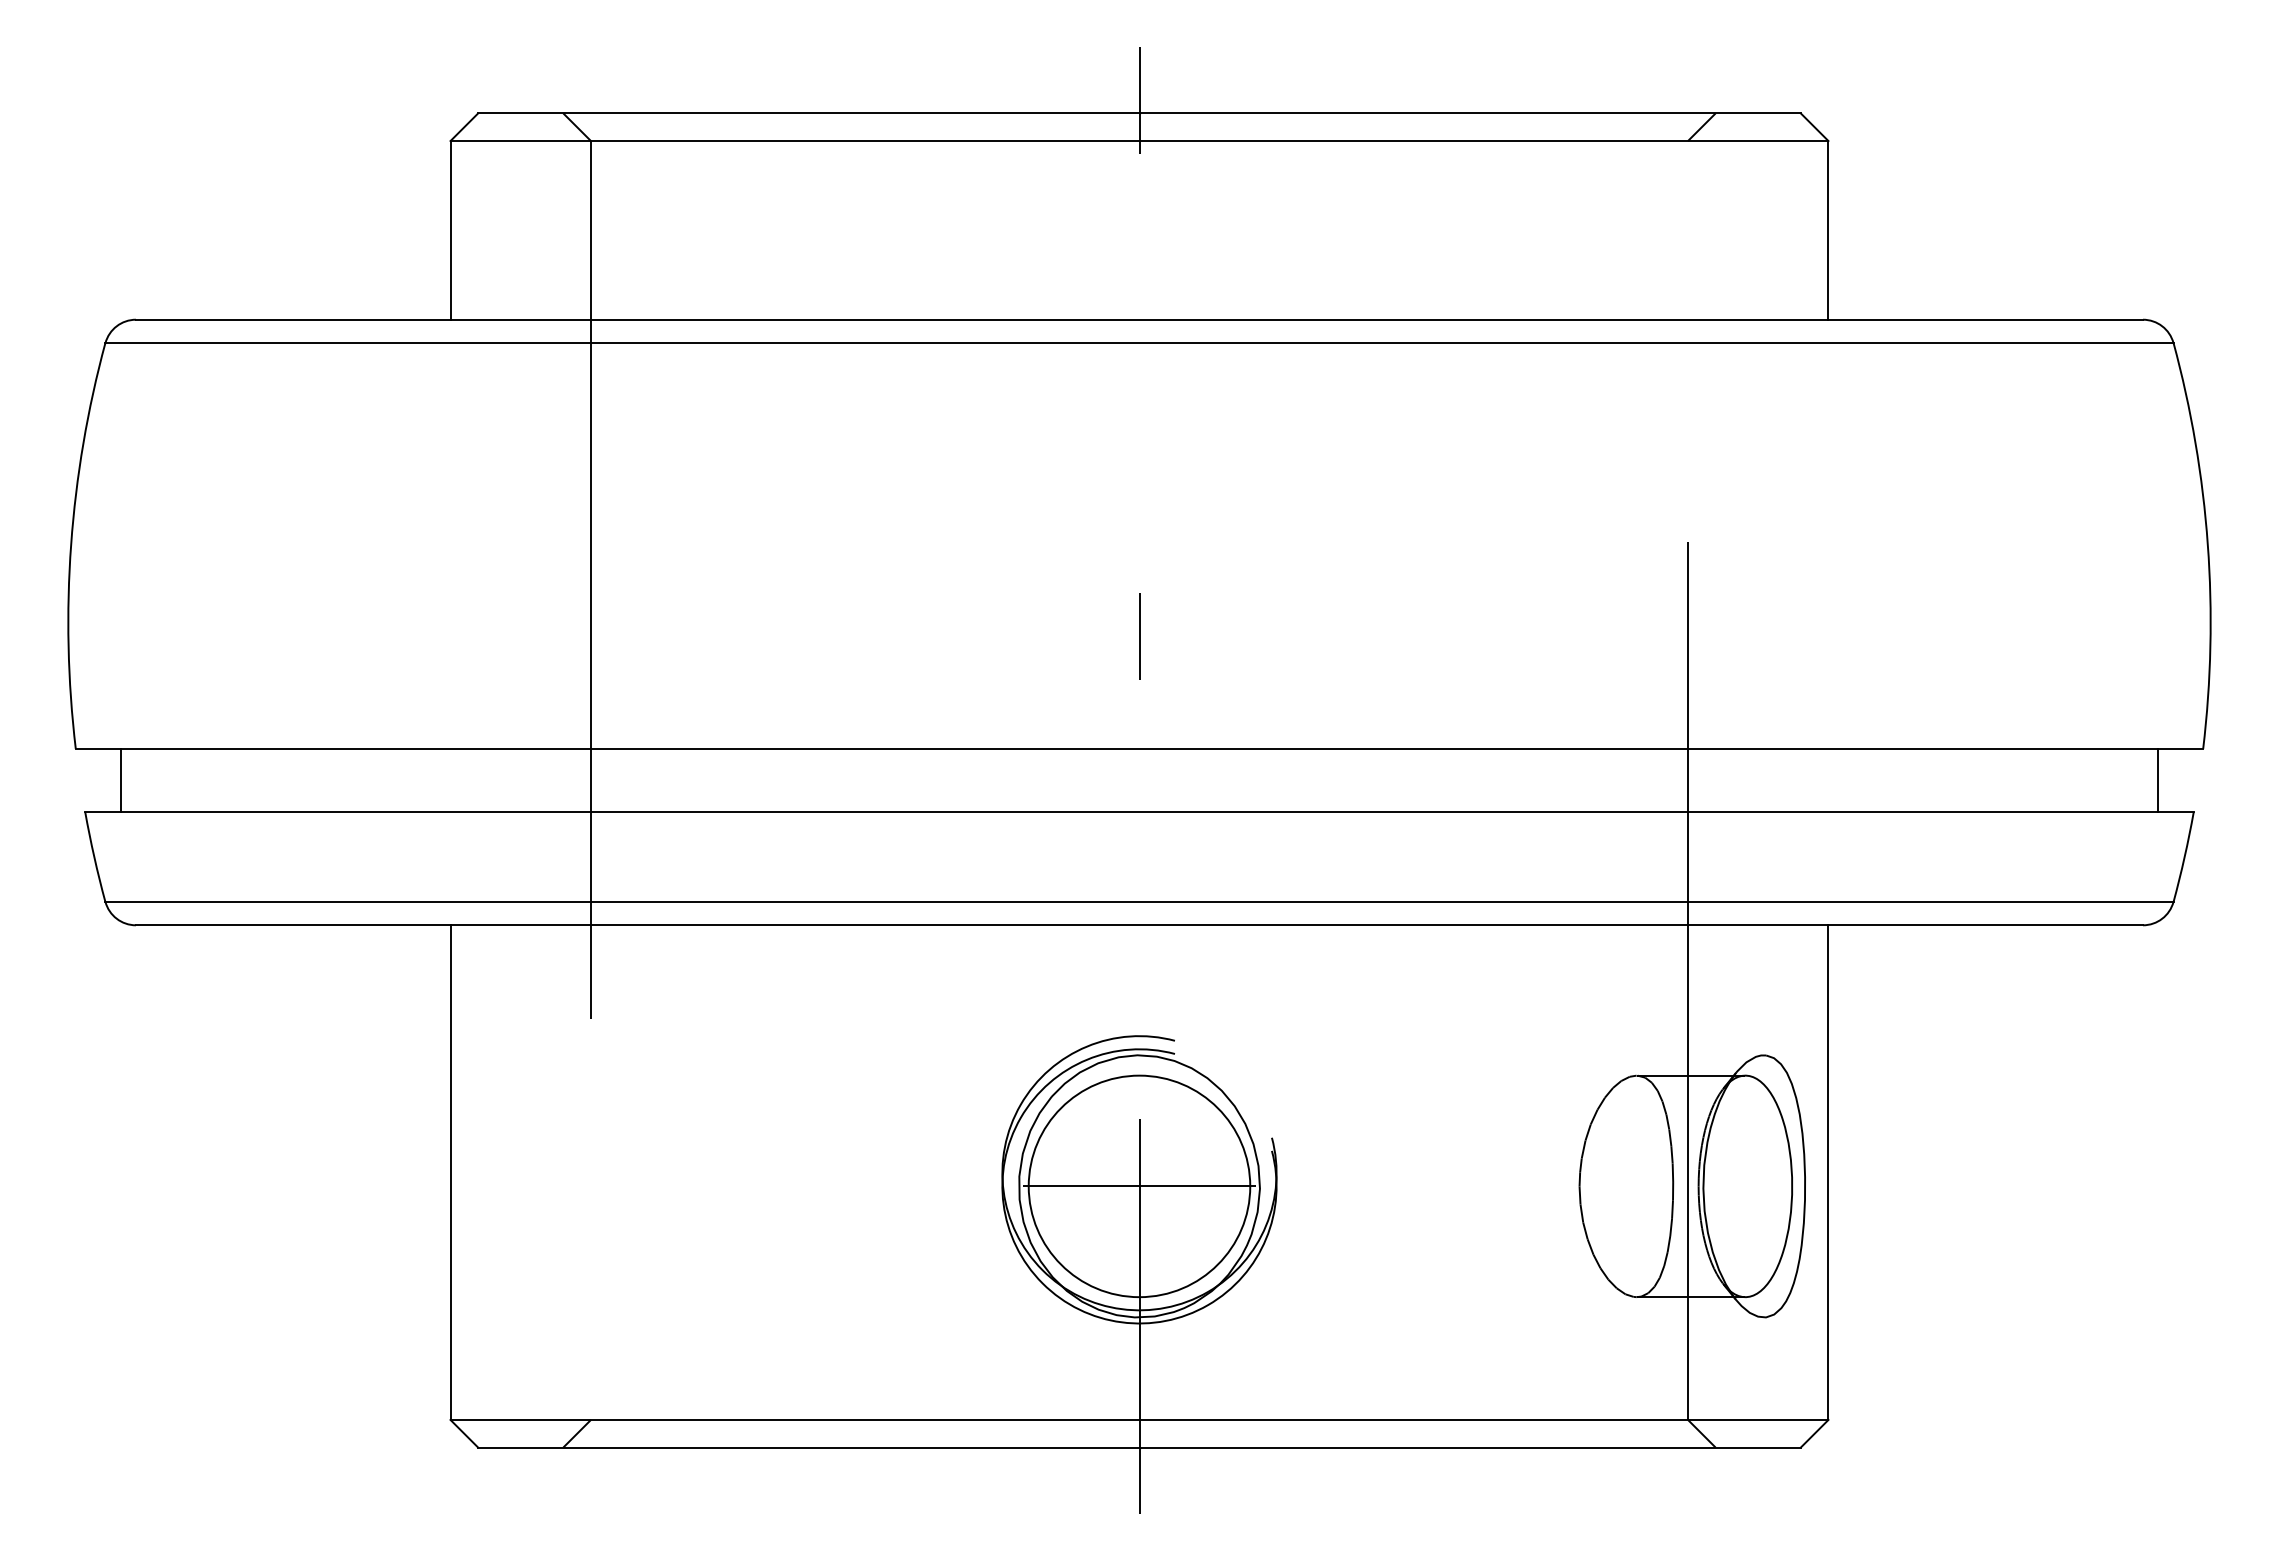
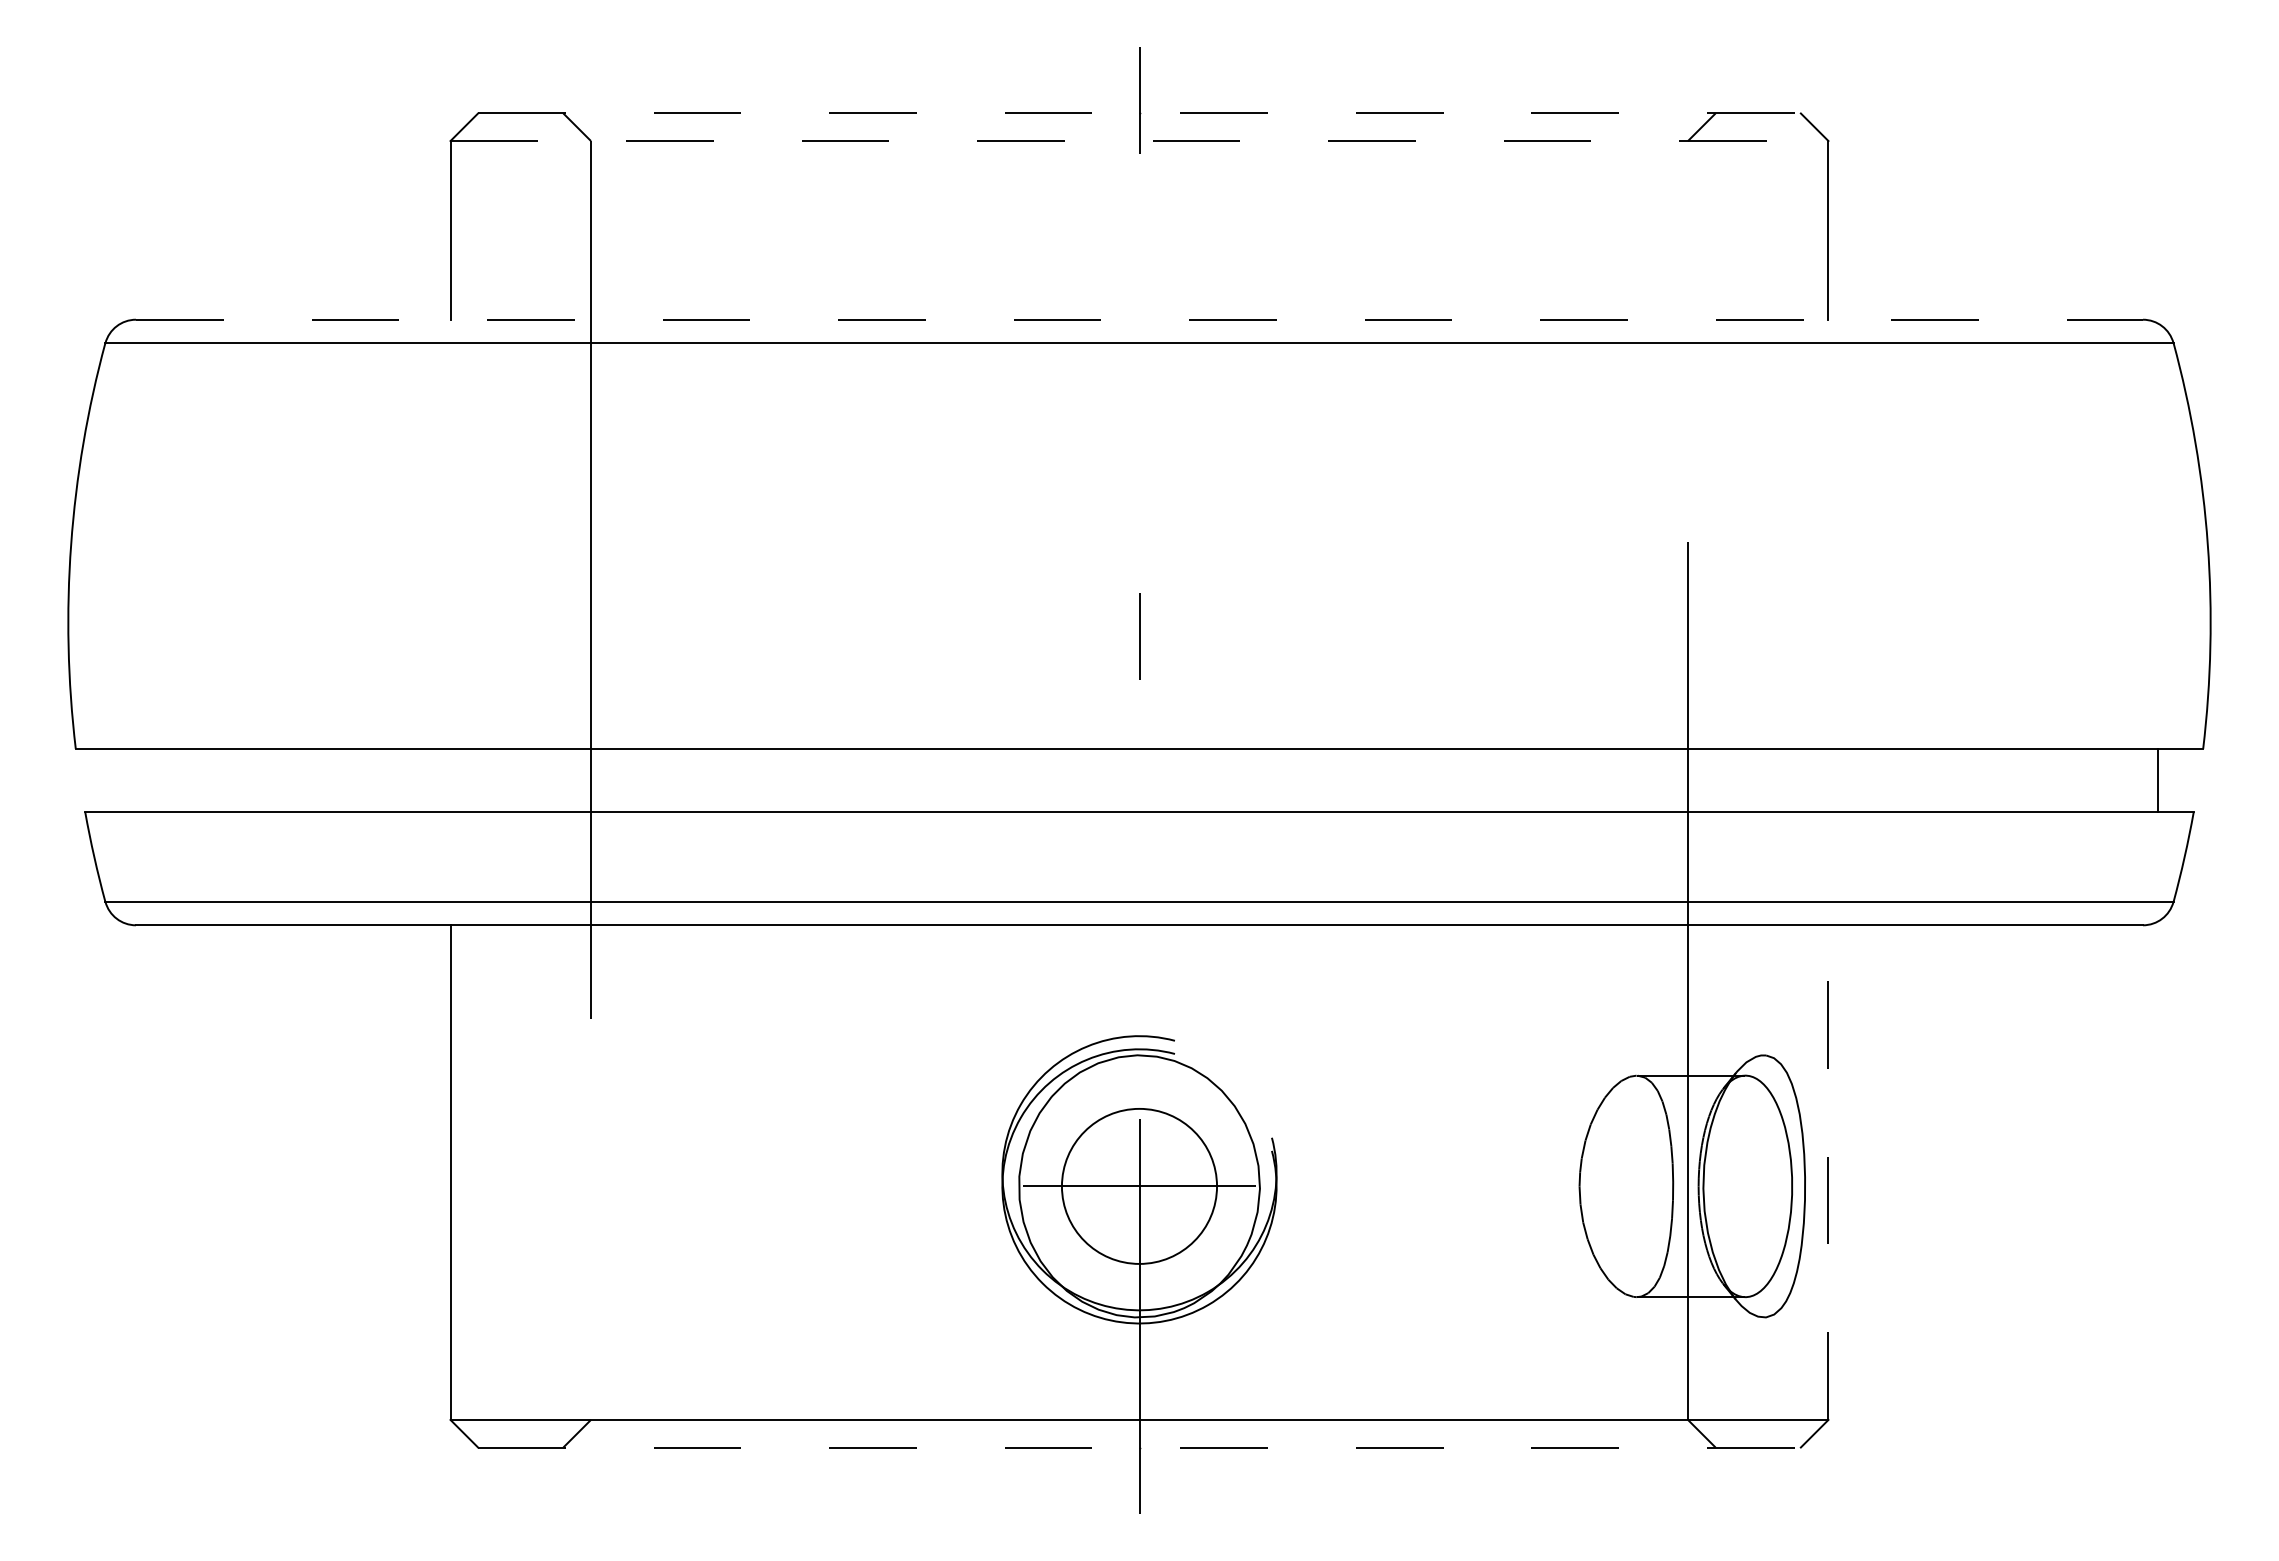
line: solid -> dashed (1139, 113)
line: solid -> dashed (1139, 141)
line: solid -> dashed (1139, 319)
line: present -> none (121, 780)
line: solid -> dashed (1828, 1172)
circle diameter: 222 px -> 155 px (1139, 1185)
line: solid -> dashed (1139, 1447)
